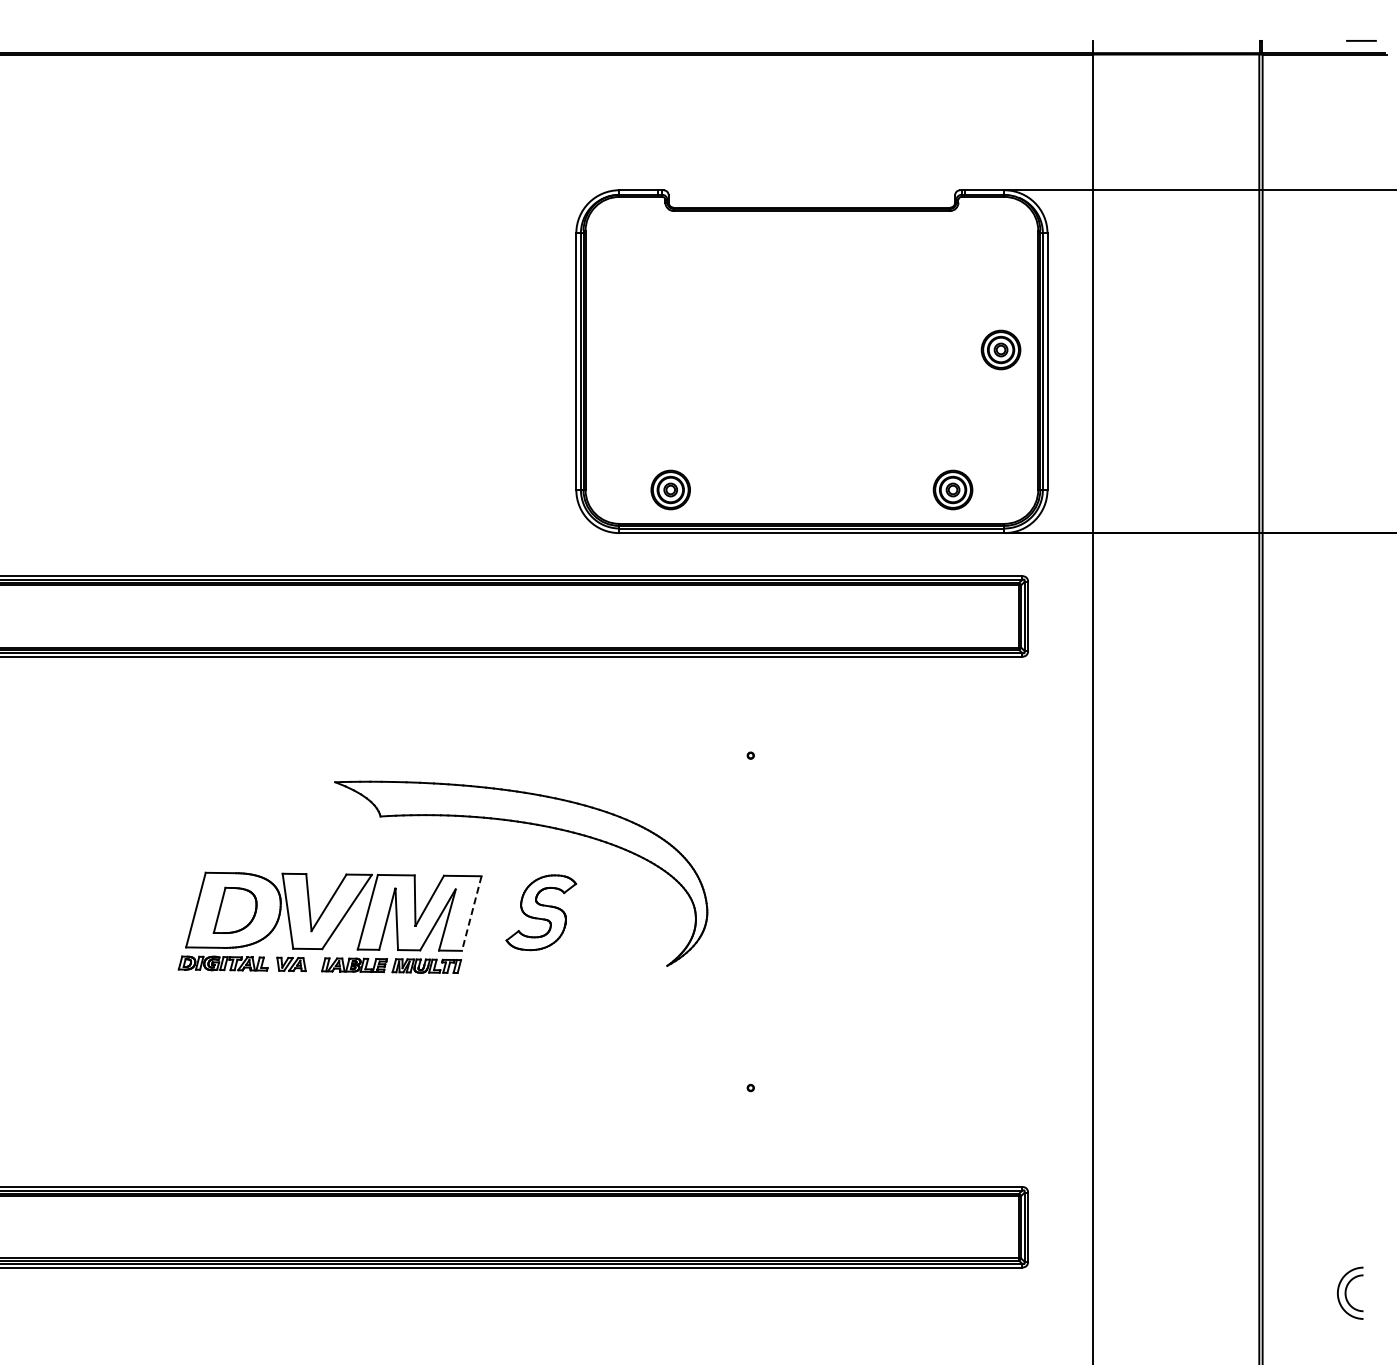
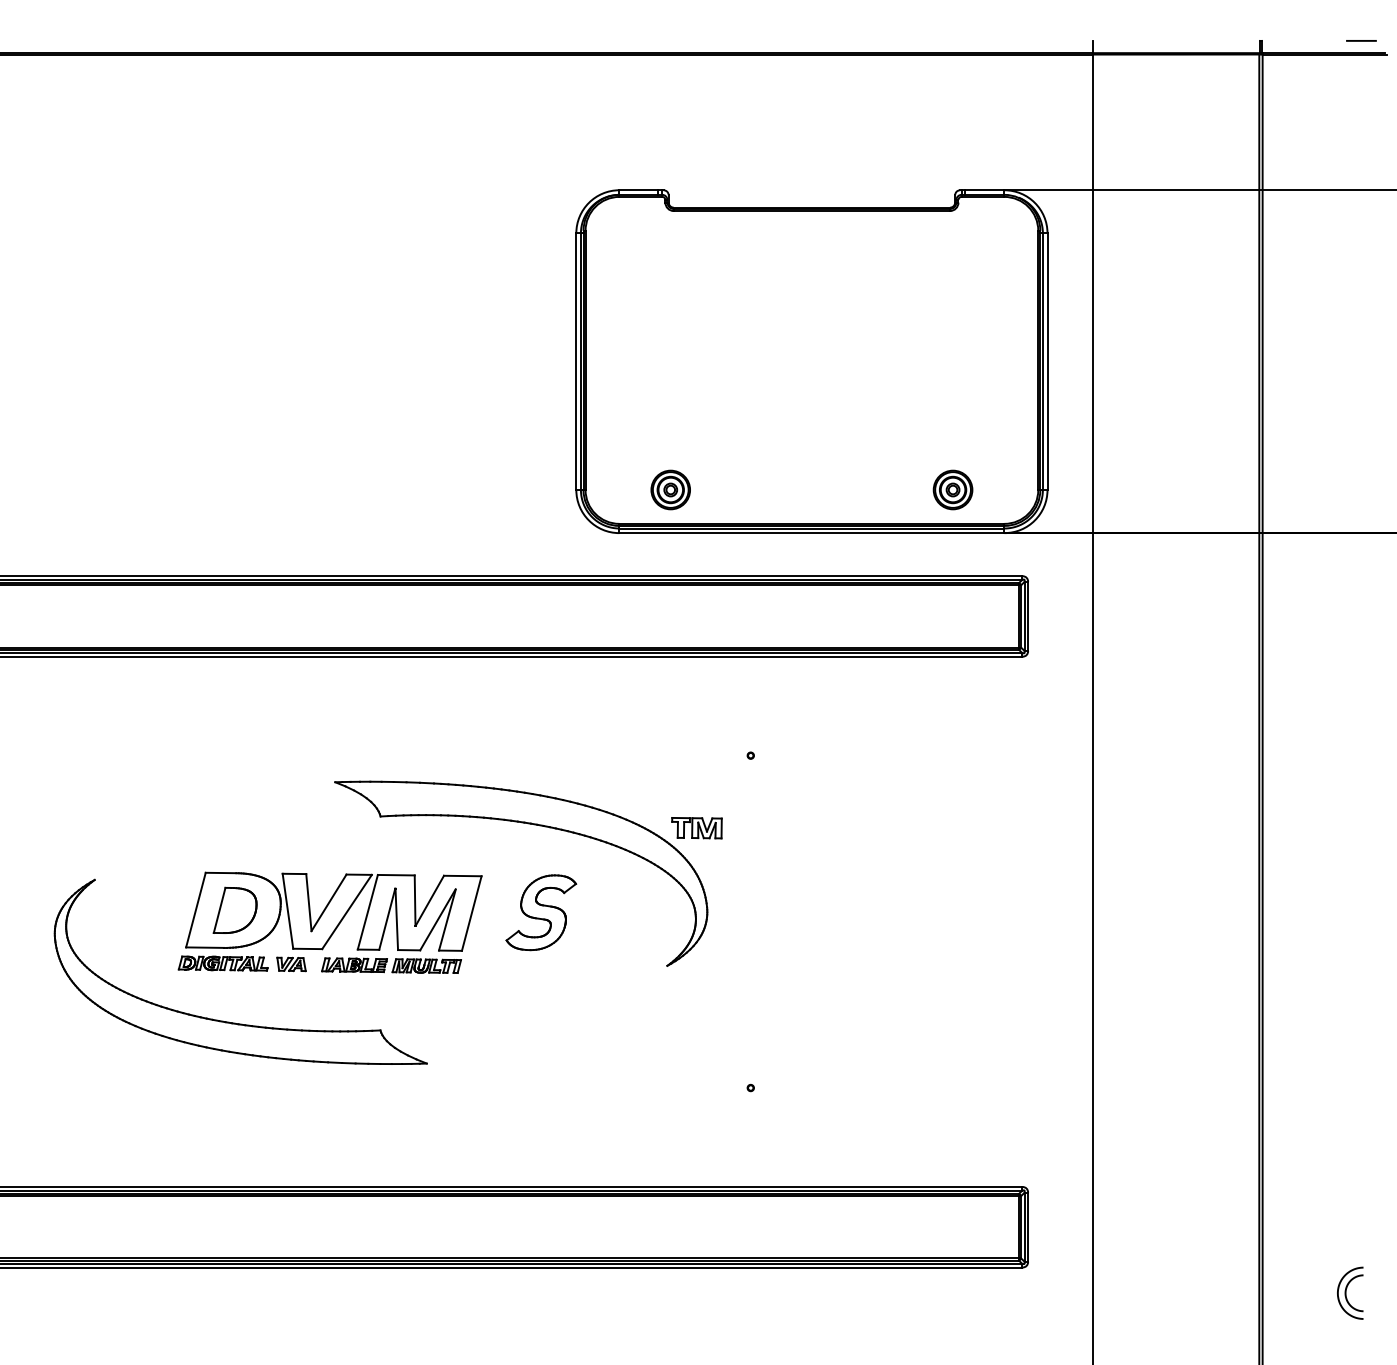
part: present -> none (1000, 349)
part: none -> present (696, 828)
line: dashed -> solid (471, 913)
part: none -> present (229, 1021)
